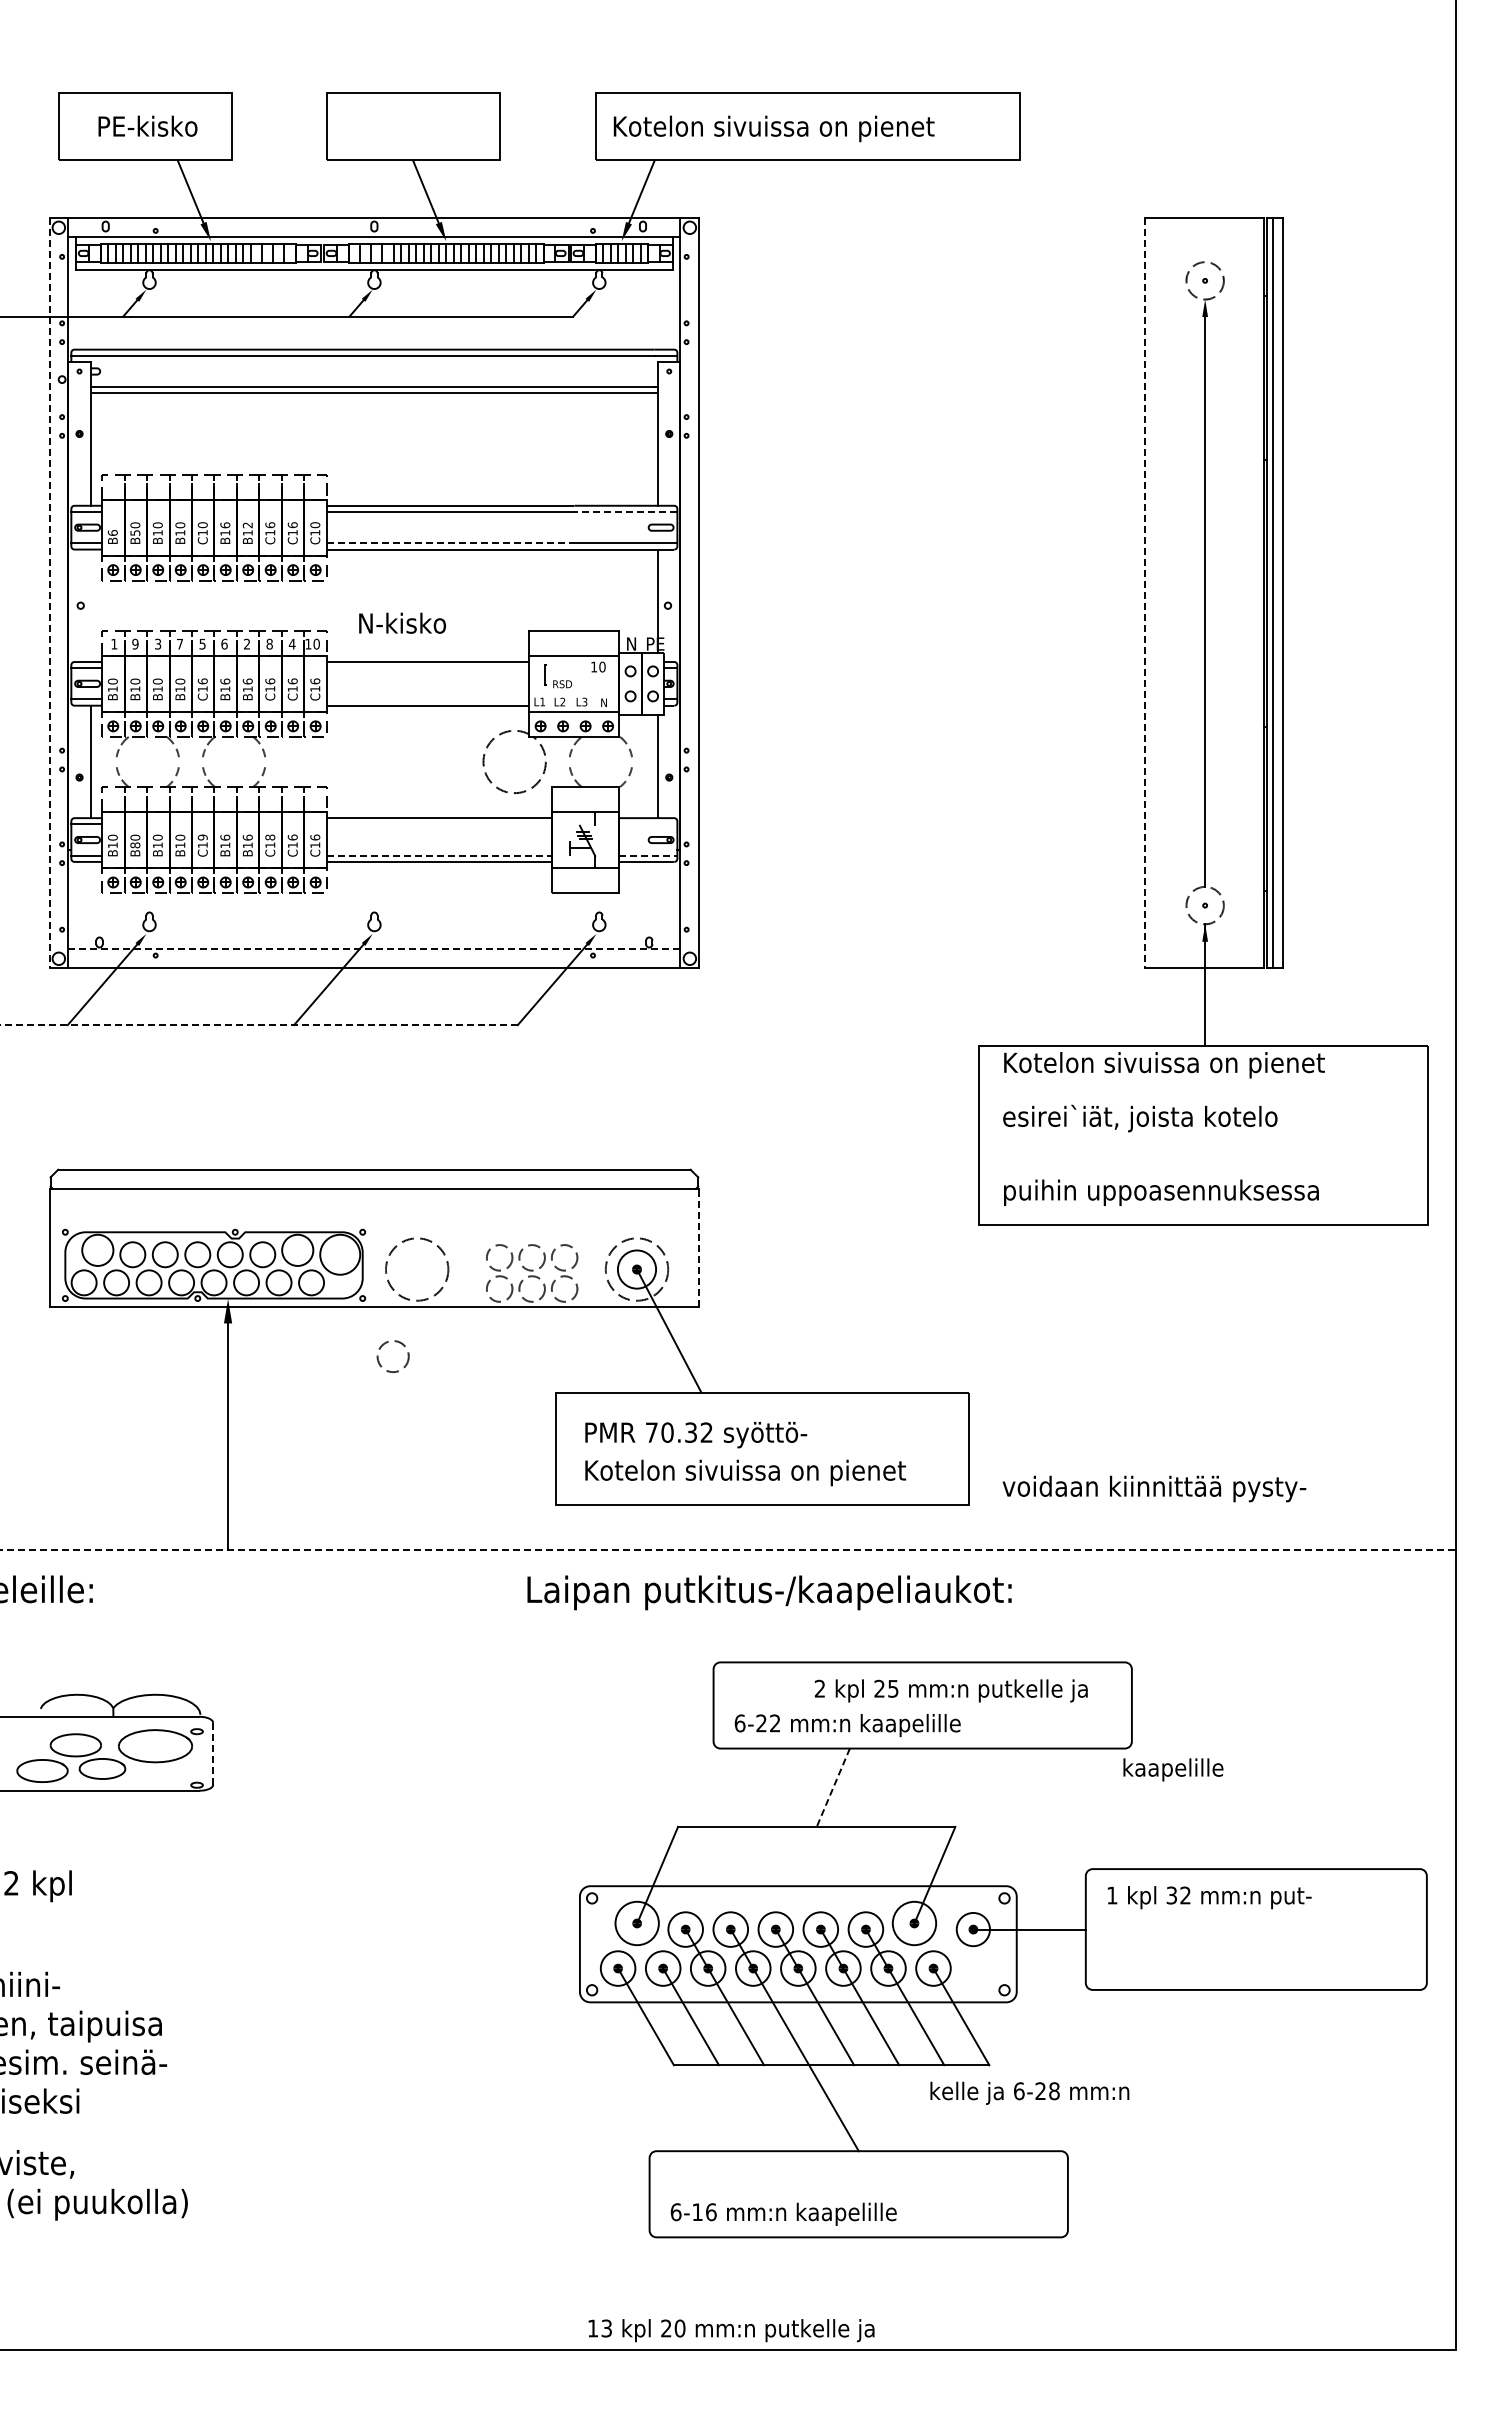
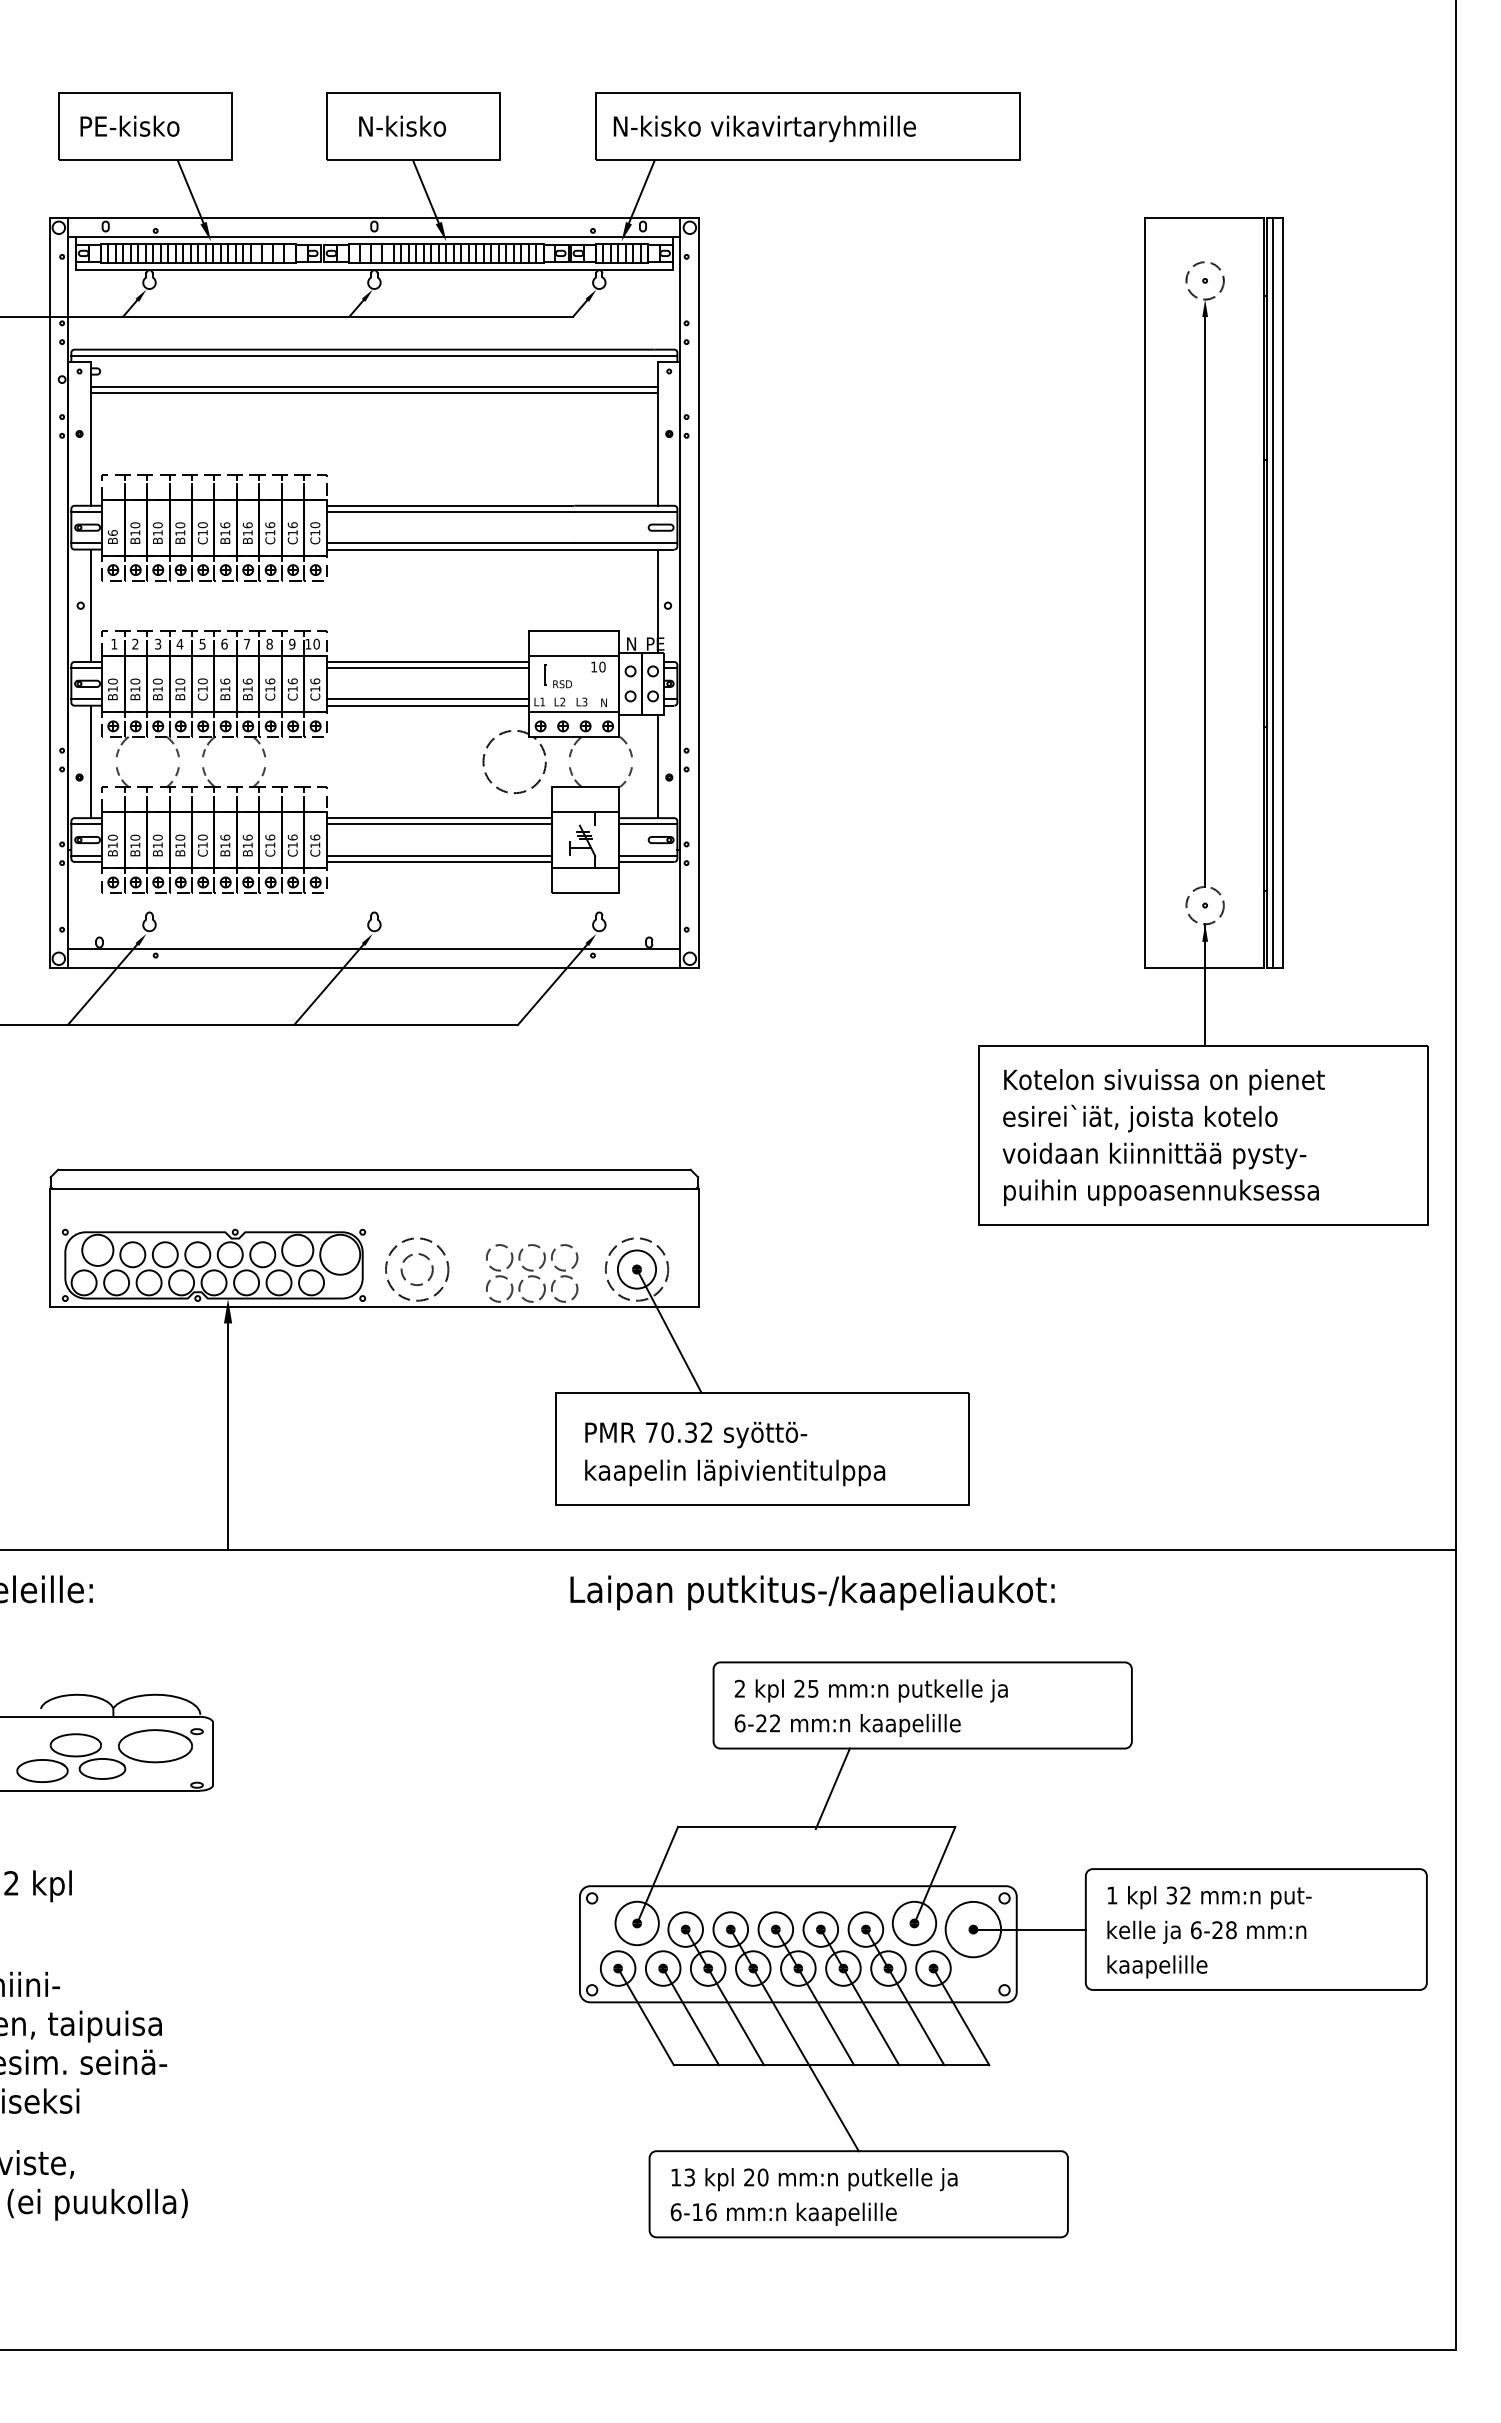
text position: (147, 125) -> (129, 125) (129, 125)
text: Kotelon sivuissa on pienet -> N-kisko vikavirtaryhmille (775, 128)
line: dashed -> solid (625, 512)
text: B12 -> B16 (247, 525)
text: B50 -> B10 (135, 532)
line: dashed -> solid (450, 543)
line: dashed -> solid (49, 593)
line: dashed -> solid (1145, 593)
line: none -> present (90, 605)
text position: (402, 622) -> (402, 125) (402, 125)
text: 2 -> 7 (247, 643)
text: 4 -> 9 (291, 643)
text: 9 -> 2 (135, 644)
text: 7 -> 4 (179, 644)
line: none -> present (427, 668)
text: C16 -> C10 (202, 681)
line: none -> present (427, 699)
line: none -> present (438, 824)
line: none -> present (648, 824)
text: C19 -> C10 (202, 837)
text: C18 -> C16 (270, 837)
text: B80 -> B10 (135, 845)
line: dashed -> solid (439, 855)
line: dashed -> solid (648, 855)
line: dashed -> solid (374, 949)
line: dashed -> solid (259, 1025)
text position: (1164, 1065) -> (1164, 1082) (1164, 1082)
line: dashed -> solid (699, 1247)
circle position: (392, 1356) -> (416, 1269) (416, 1269)
text: Kotelon sivuissa on pienet -> kaapelin läpivientitulppa (745, 1472)
text position: (1154, 1488) -> (1154, 1155) (1154, 1155)
line: dashed -> solid (728, 1549)
text position: (769, 1592) -> (812, 1592) (812, 1592)
text position: (950, 1690) -> (870, 1690) (870, 1690)
line: dashed -> solid (213, 1753)
text position: (1173, 1769) -> (1157, 1966) (1157, 1966)
line: dashed -> solid (832, 1788)
circle diameter: 33 px -> 55 px (973, 1929)
text position: (1029, 2092) -> (1206, 1931) (1206, 1931)
text position: (731, 2330) -> (814, 2179) (814, 2179)
